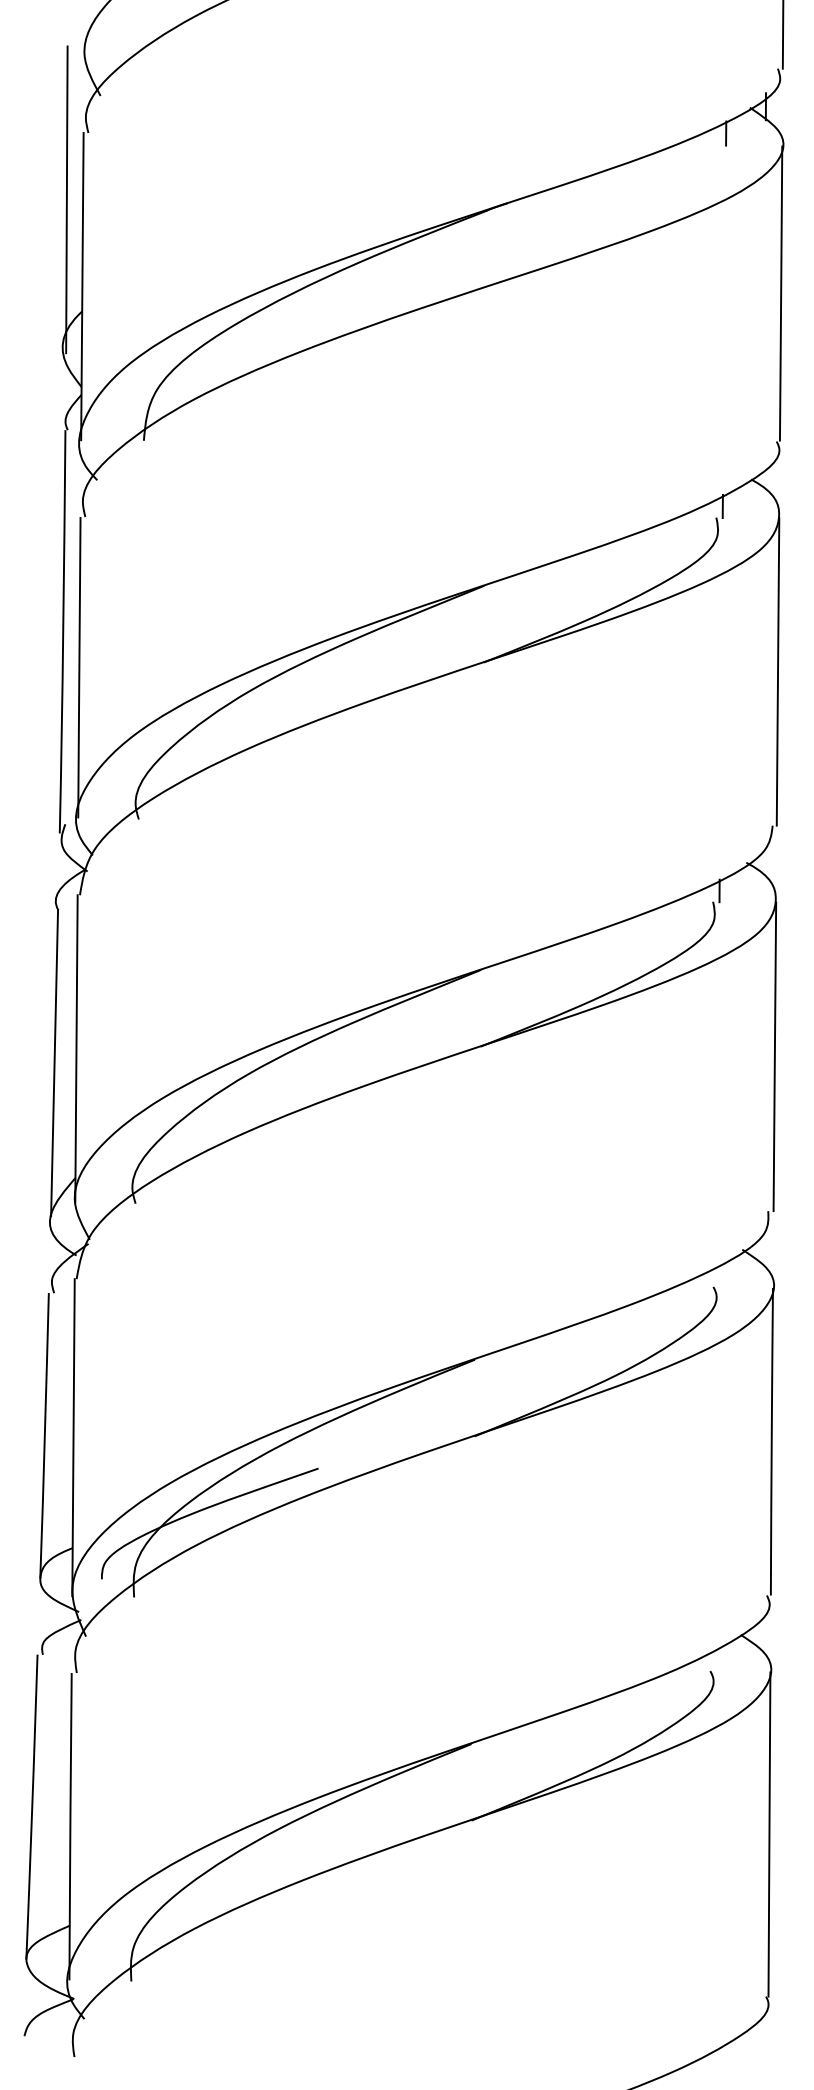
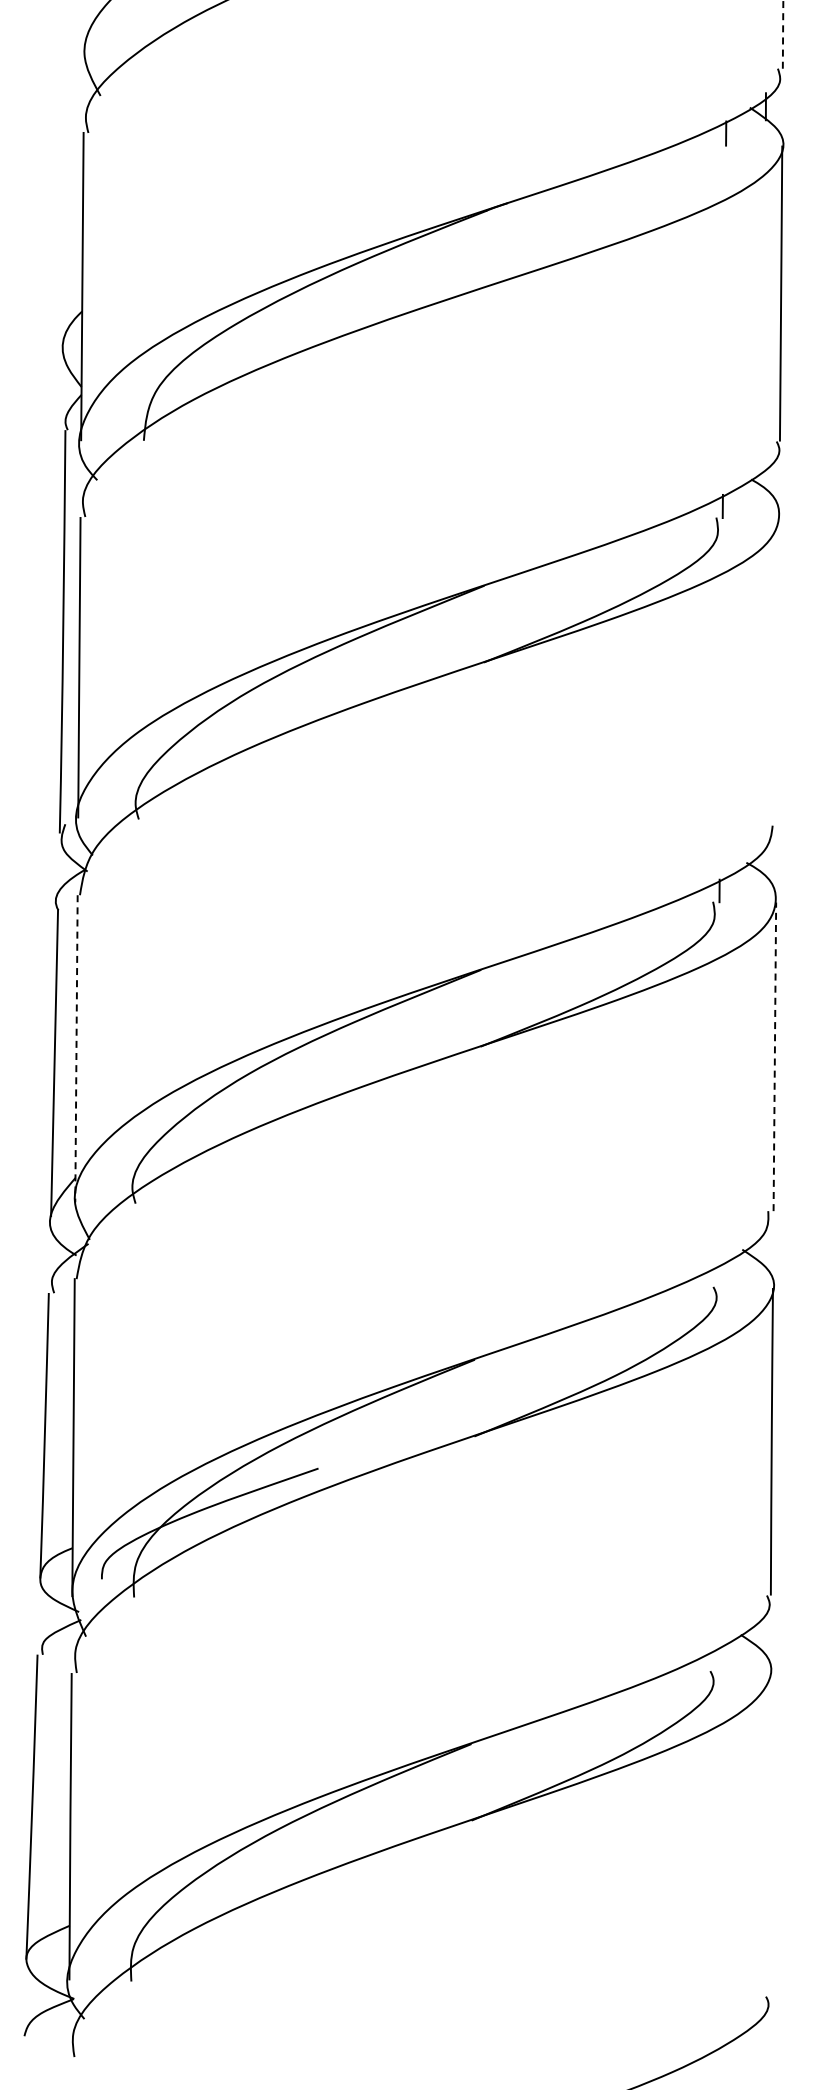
line: solid -> dashed (783, 34)
line: present -> none (66, 199)
line: present -> none (777, 671)
line: solid -> dashed (76, 1048)
line: solid -> dashed (774, 1056)
line: present -> none (769, 1834)
